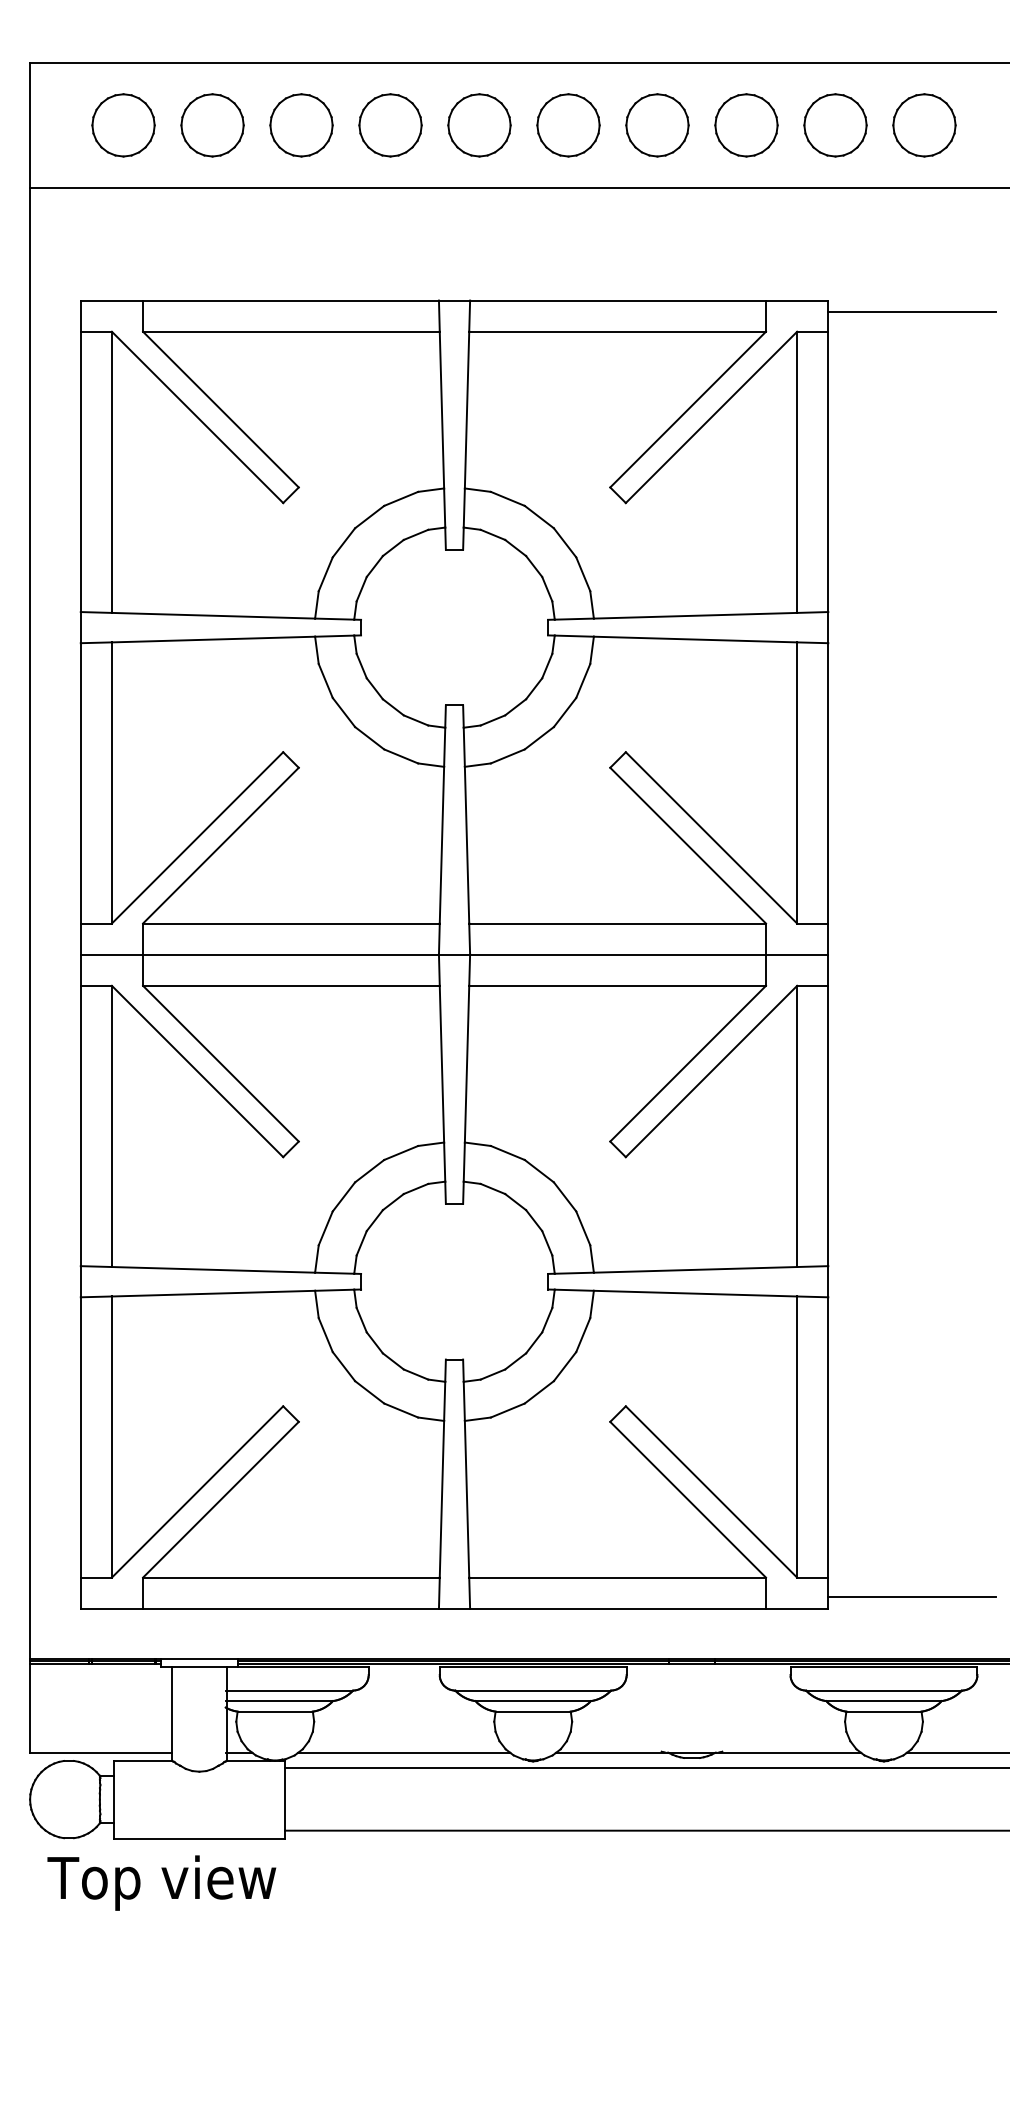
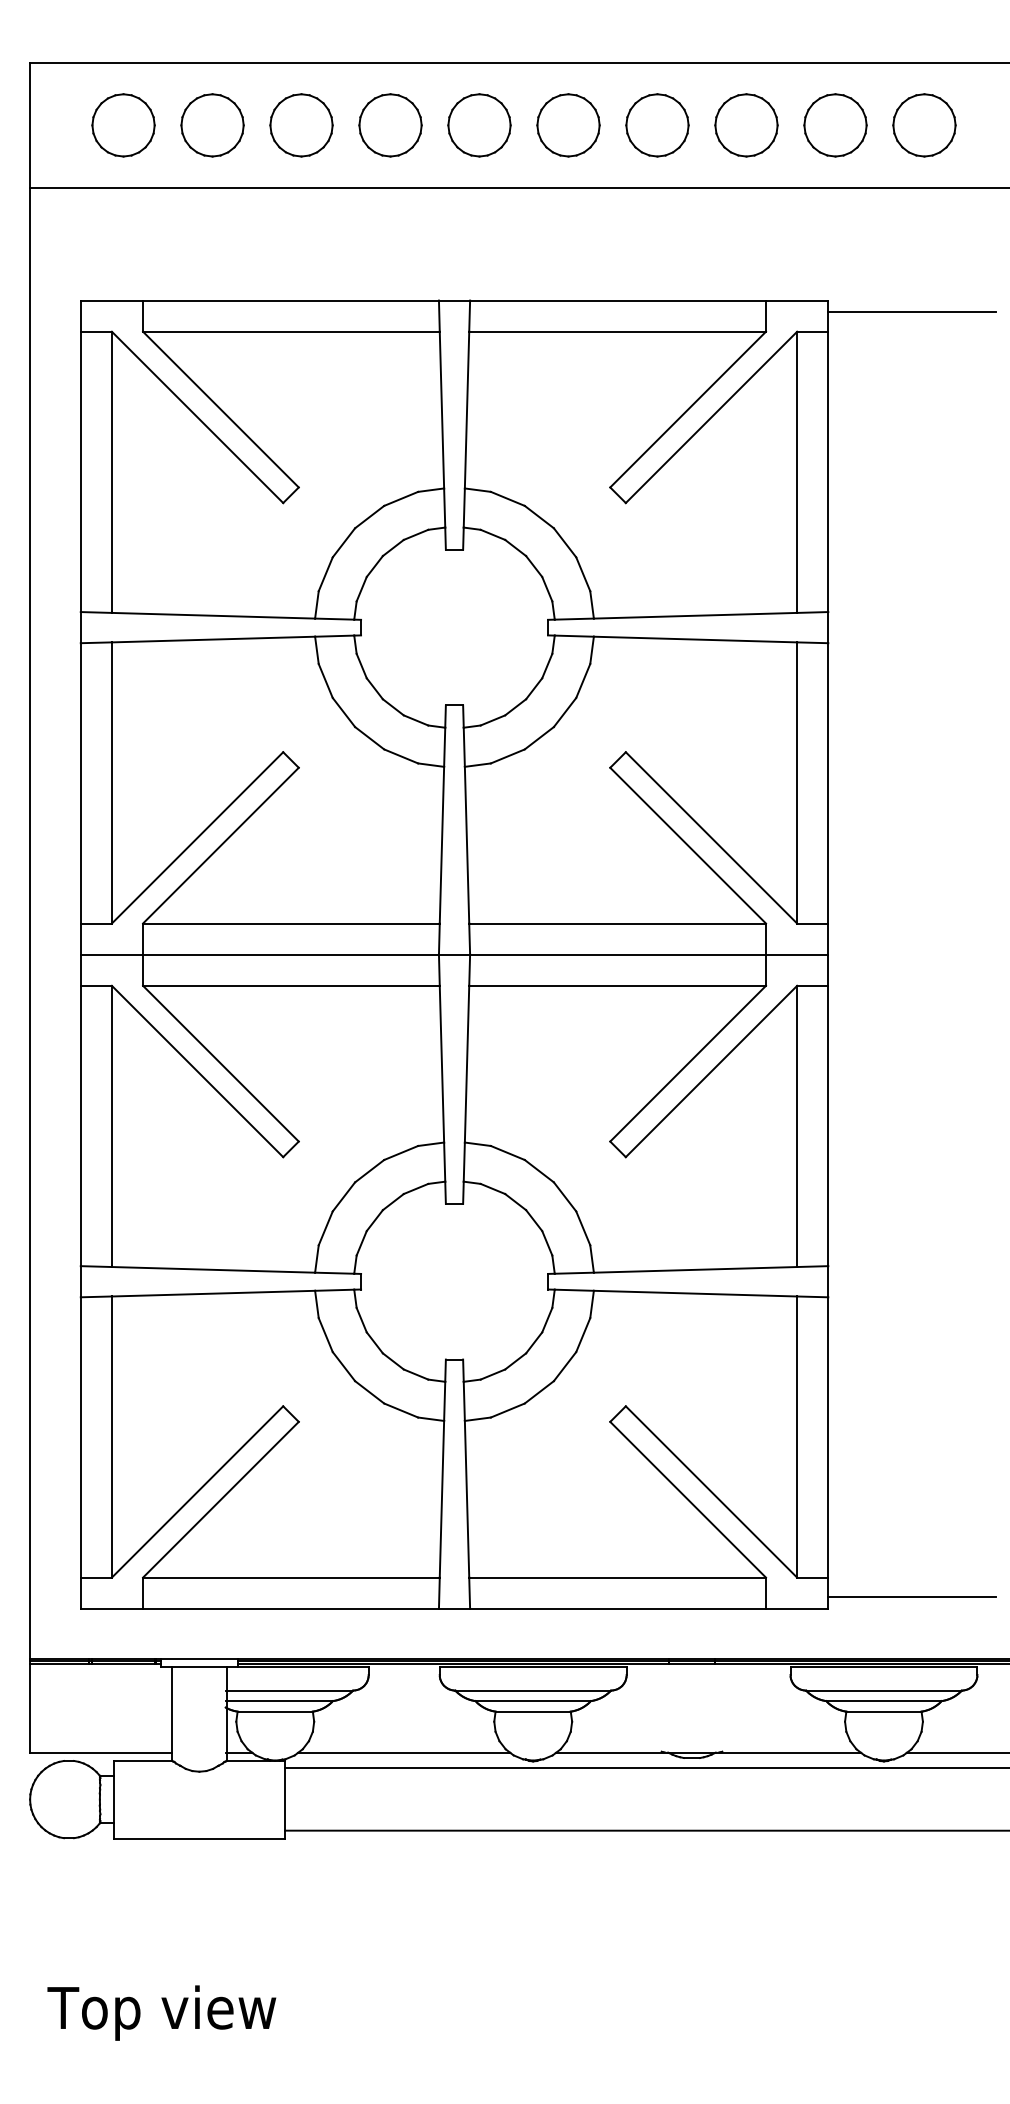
text position: (161, 1882) -> (161, 2012) (161, 2012)
